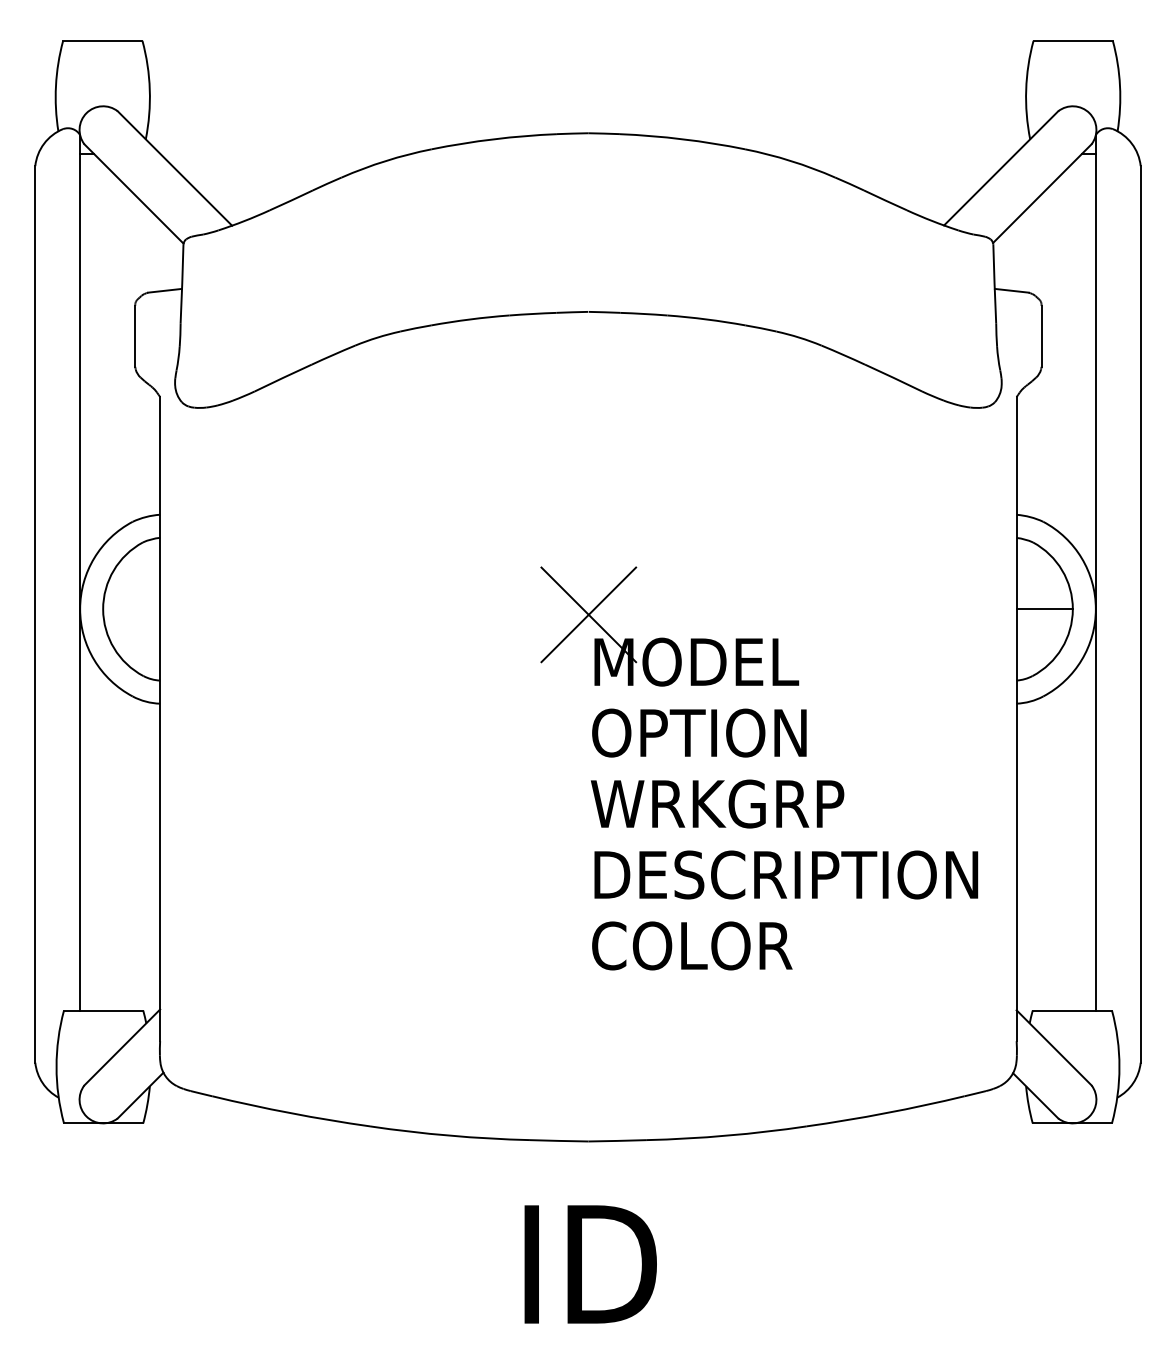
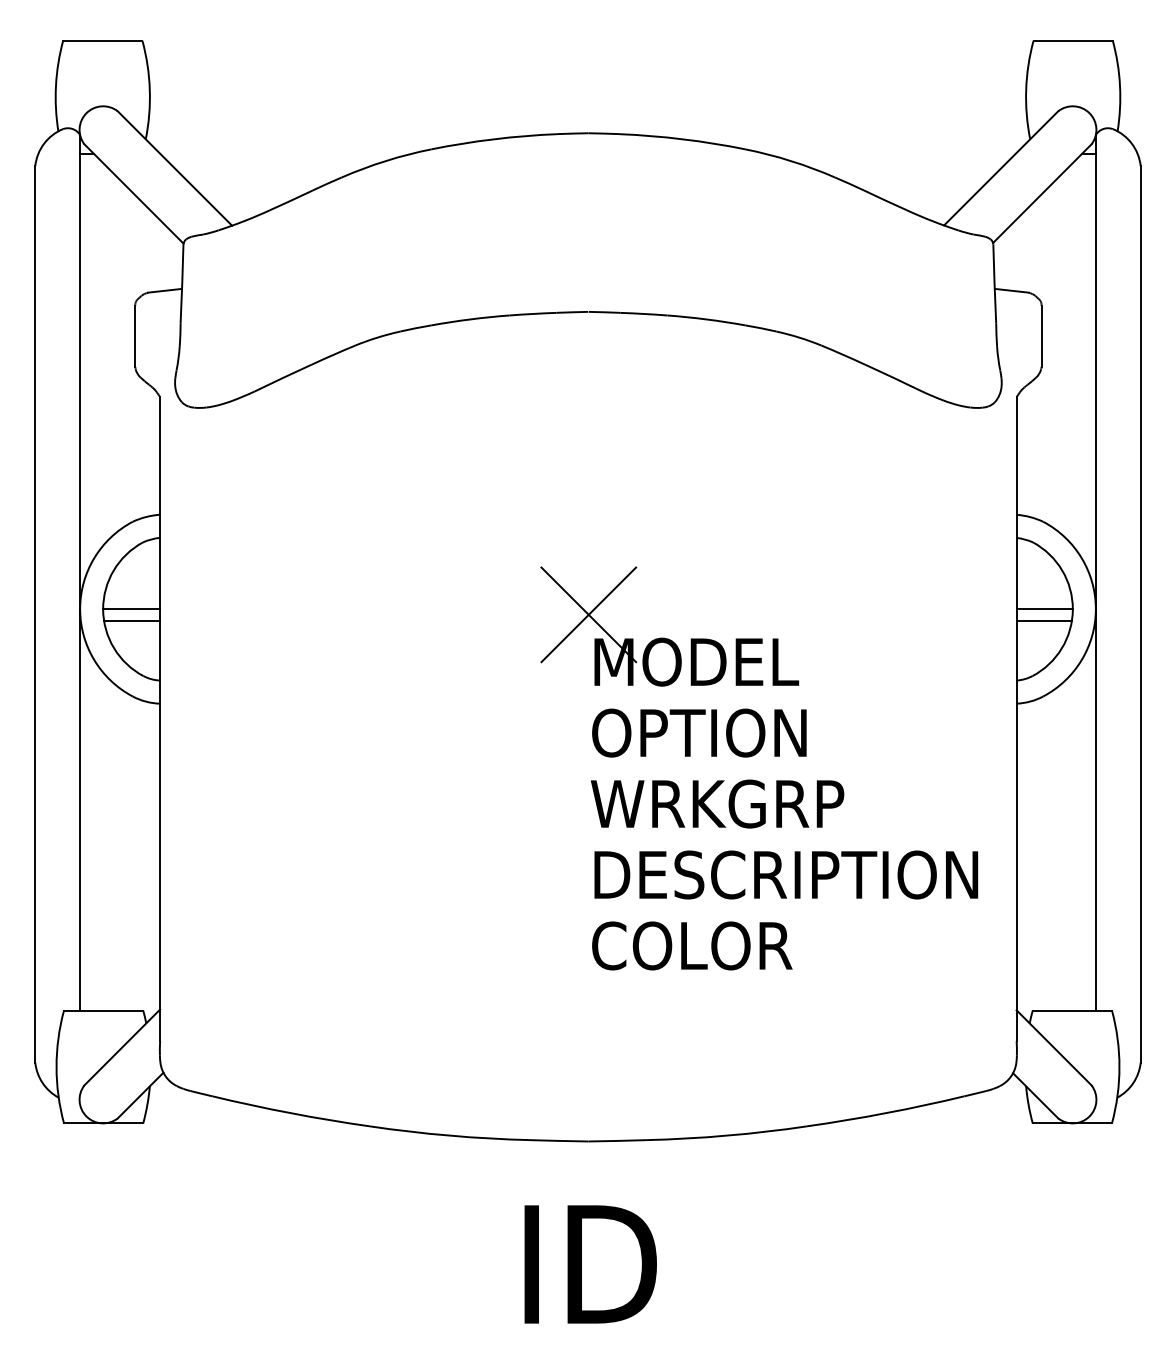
line: none -> present (131, 608)
line: none -> present (132, 620)
line: none -> present (1043, 620)
